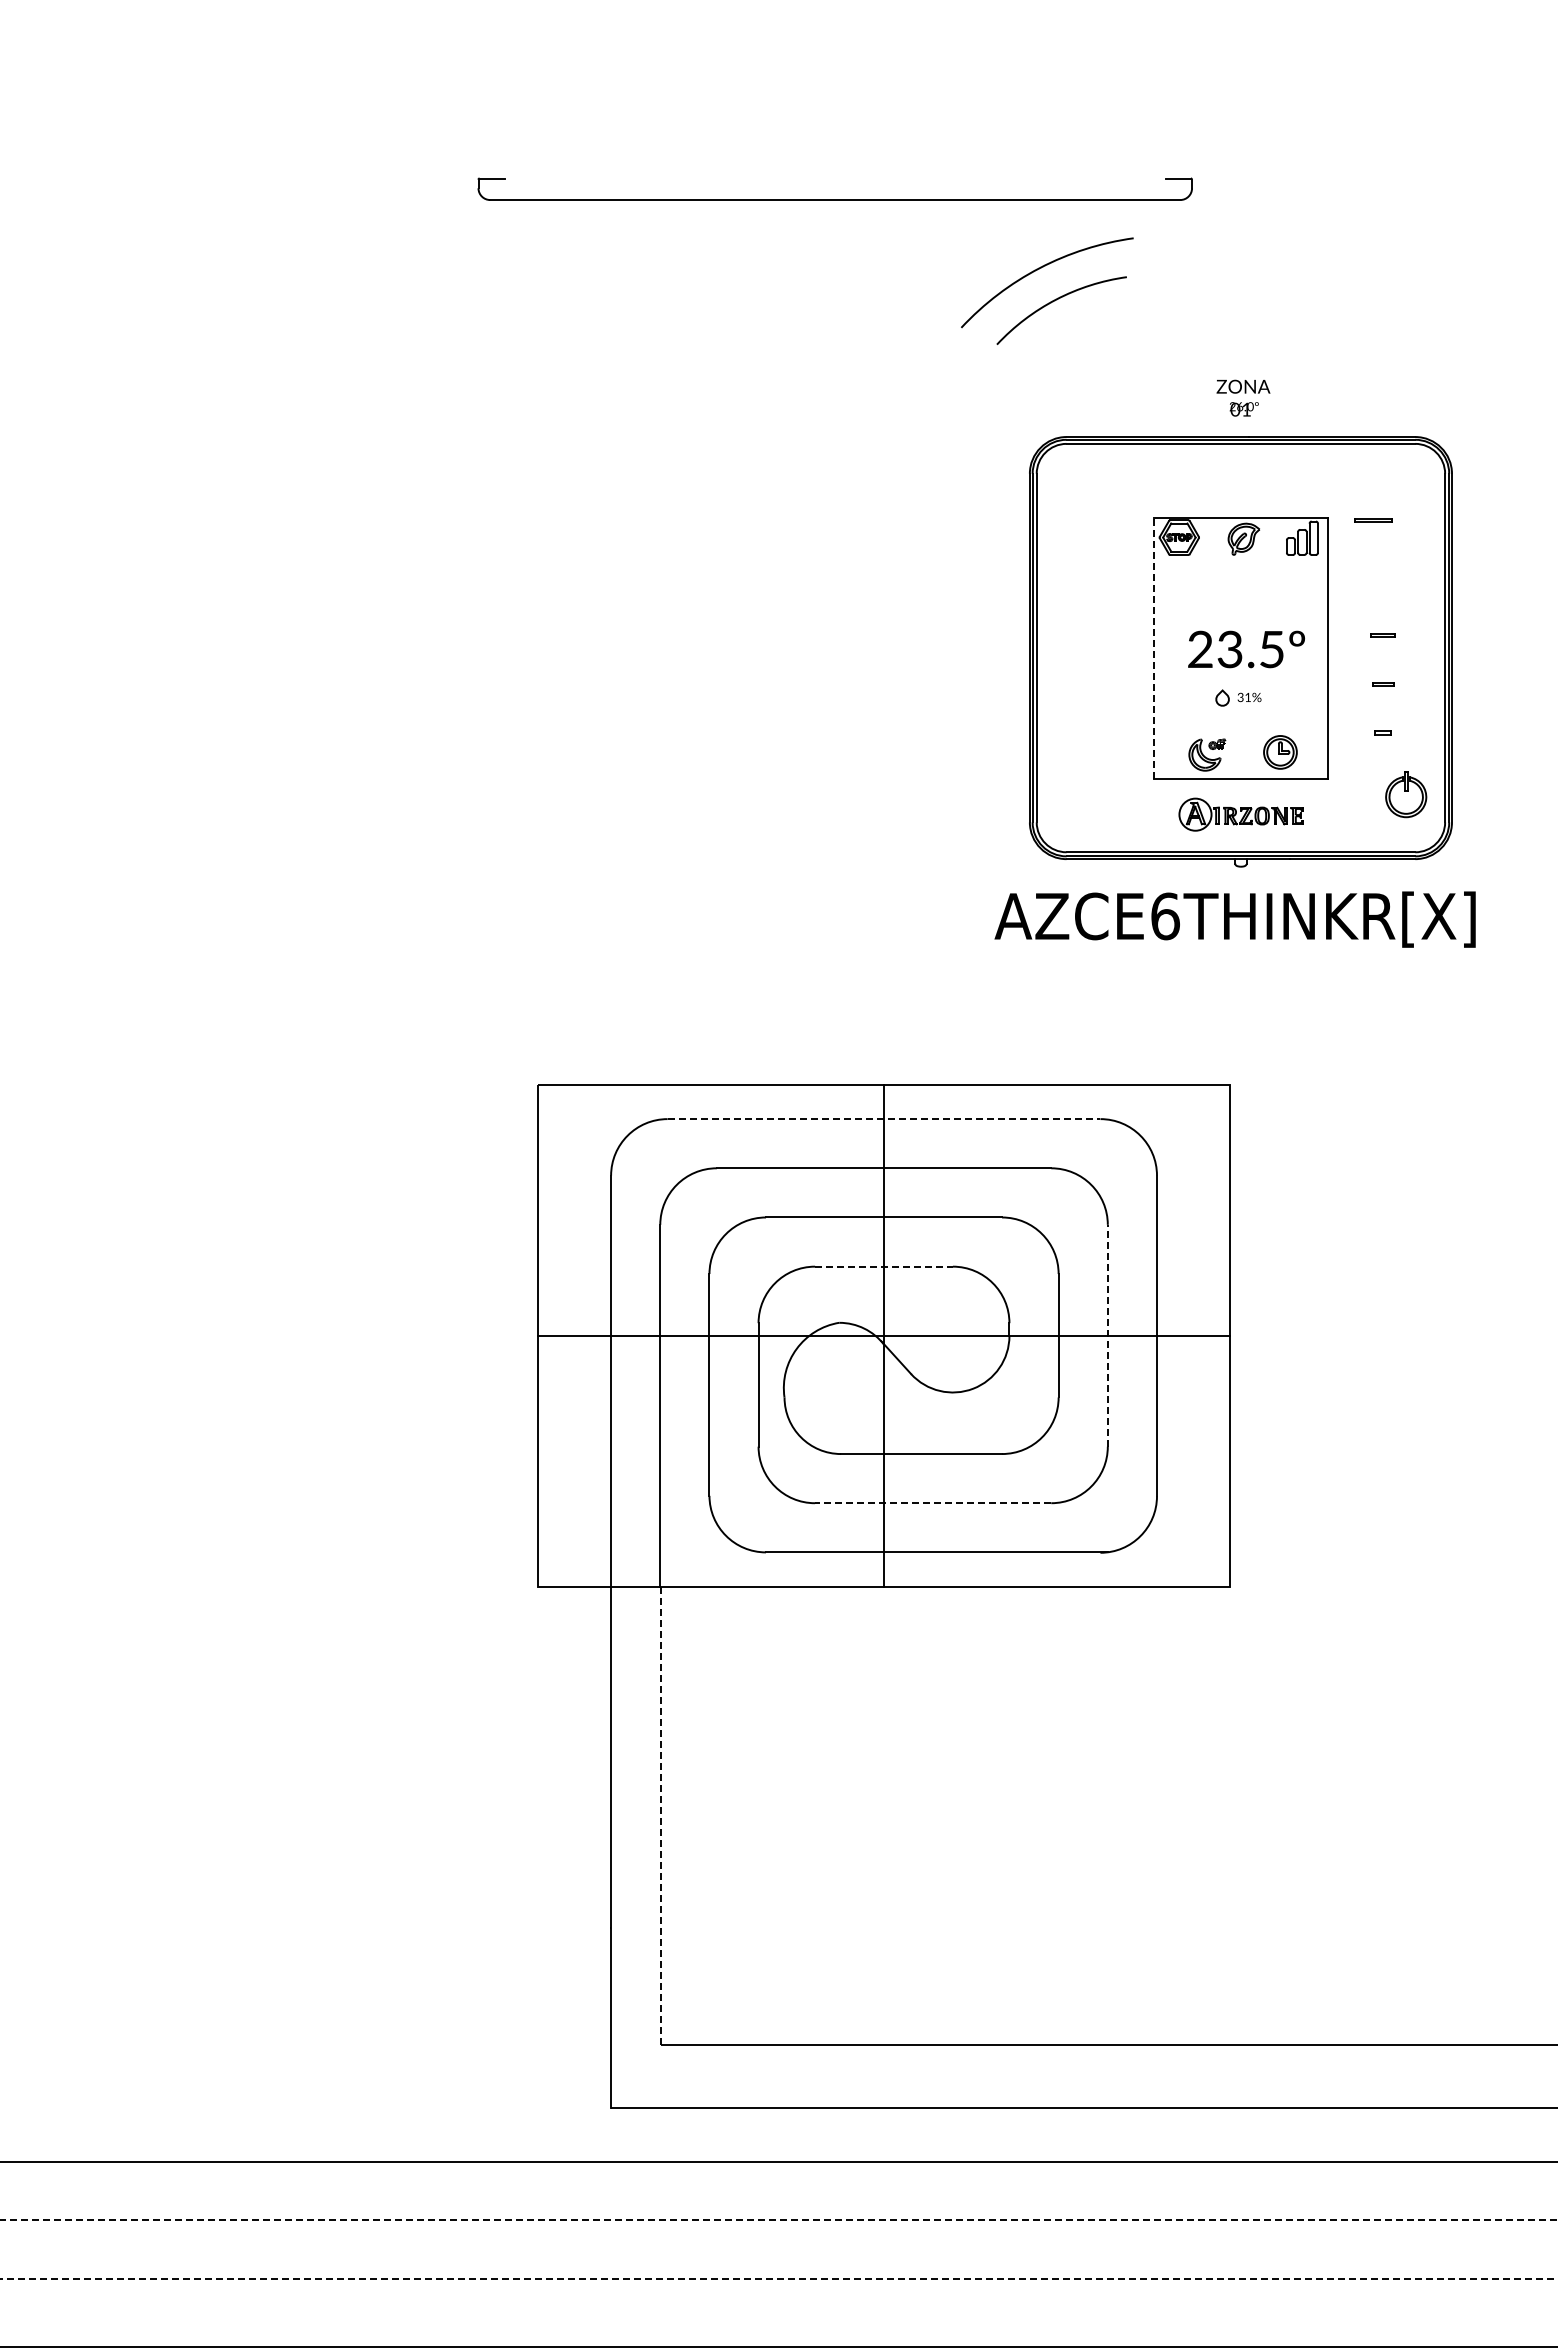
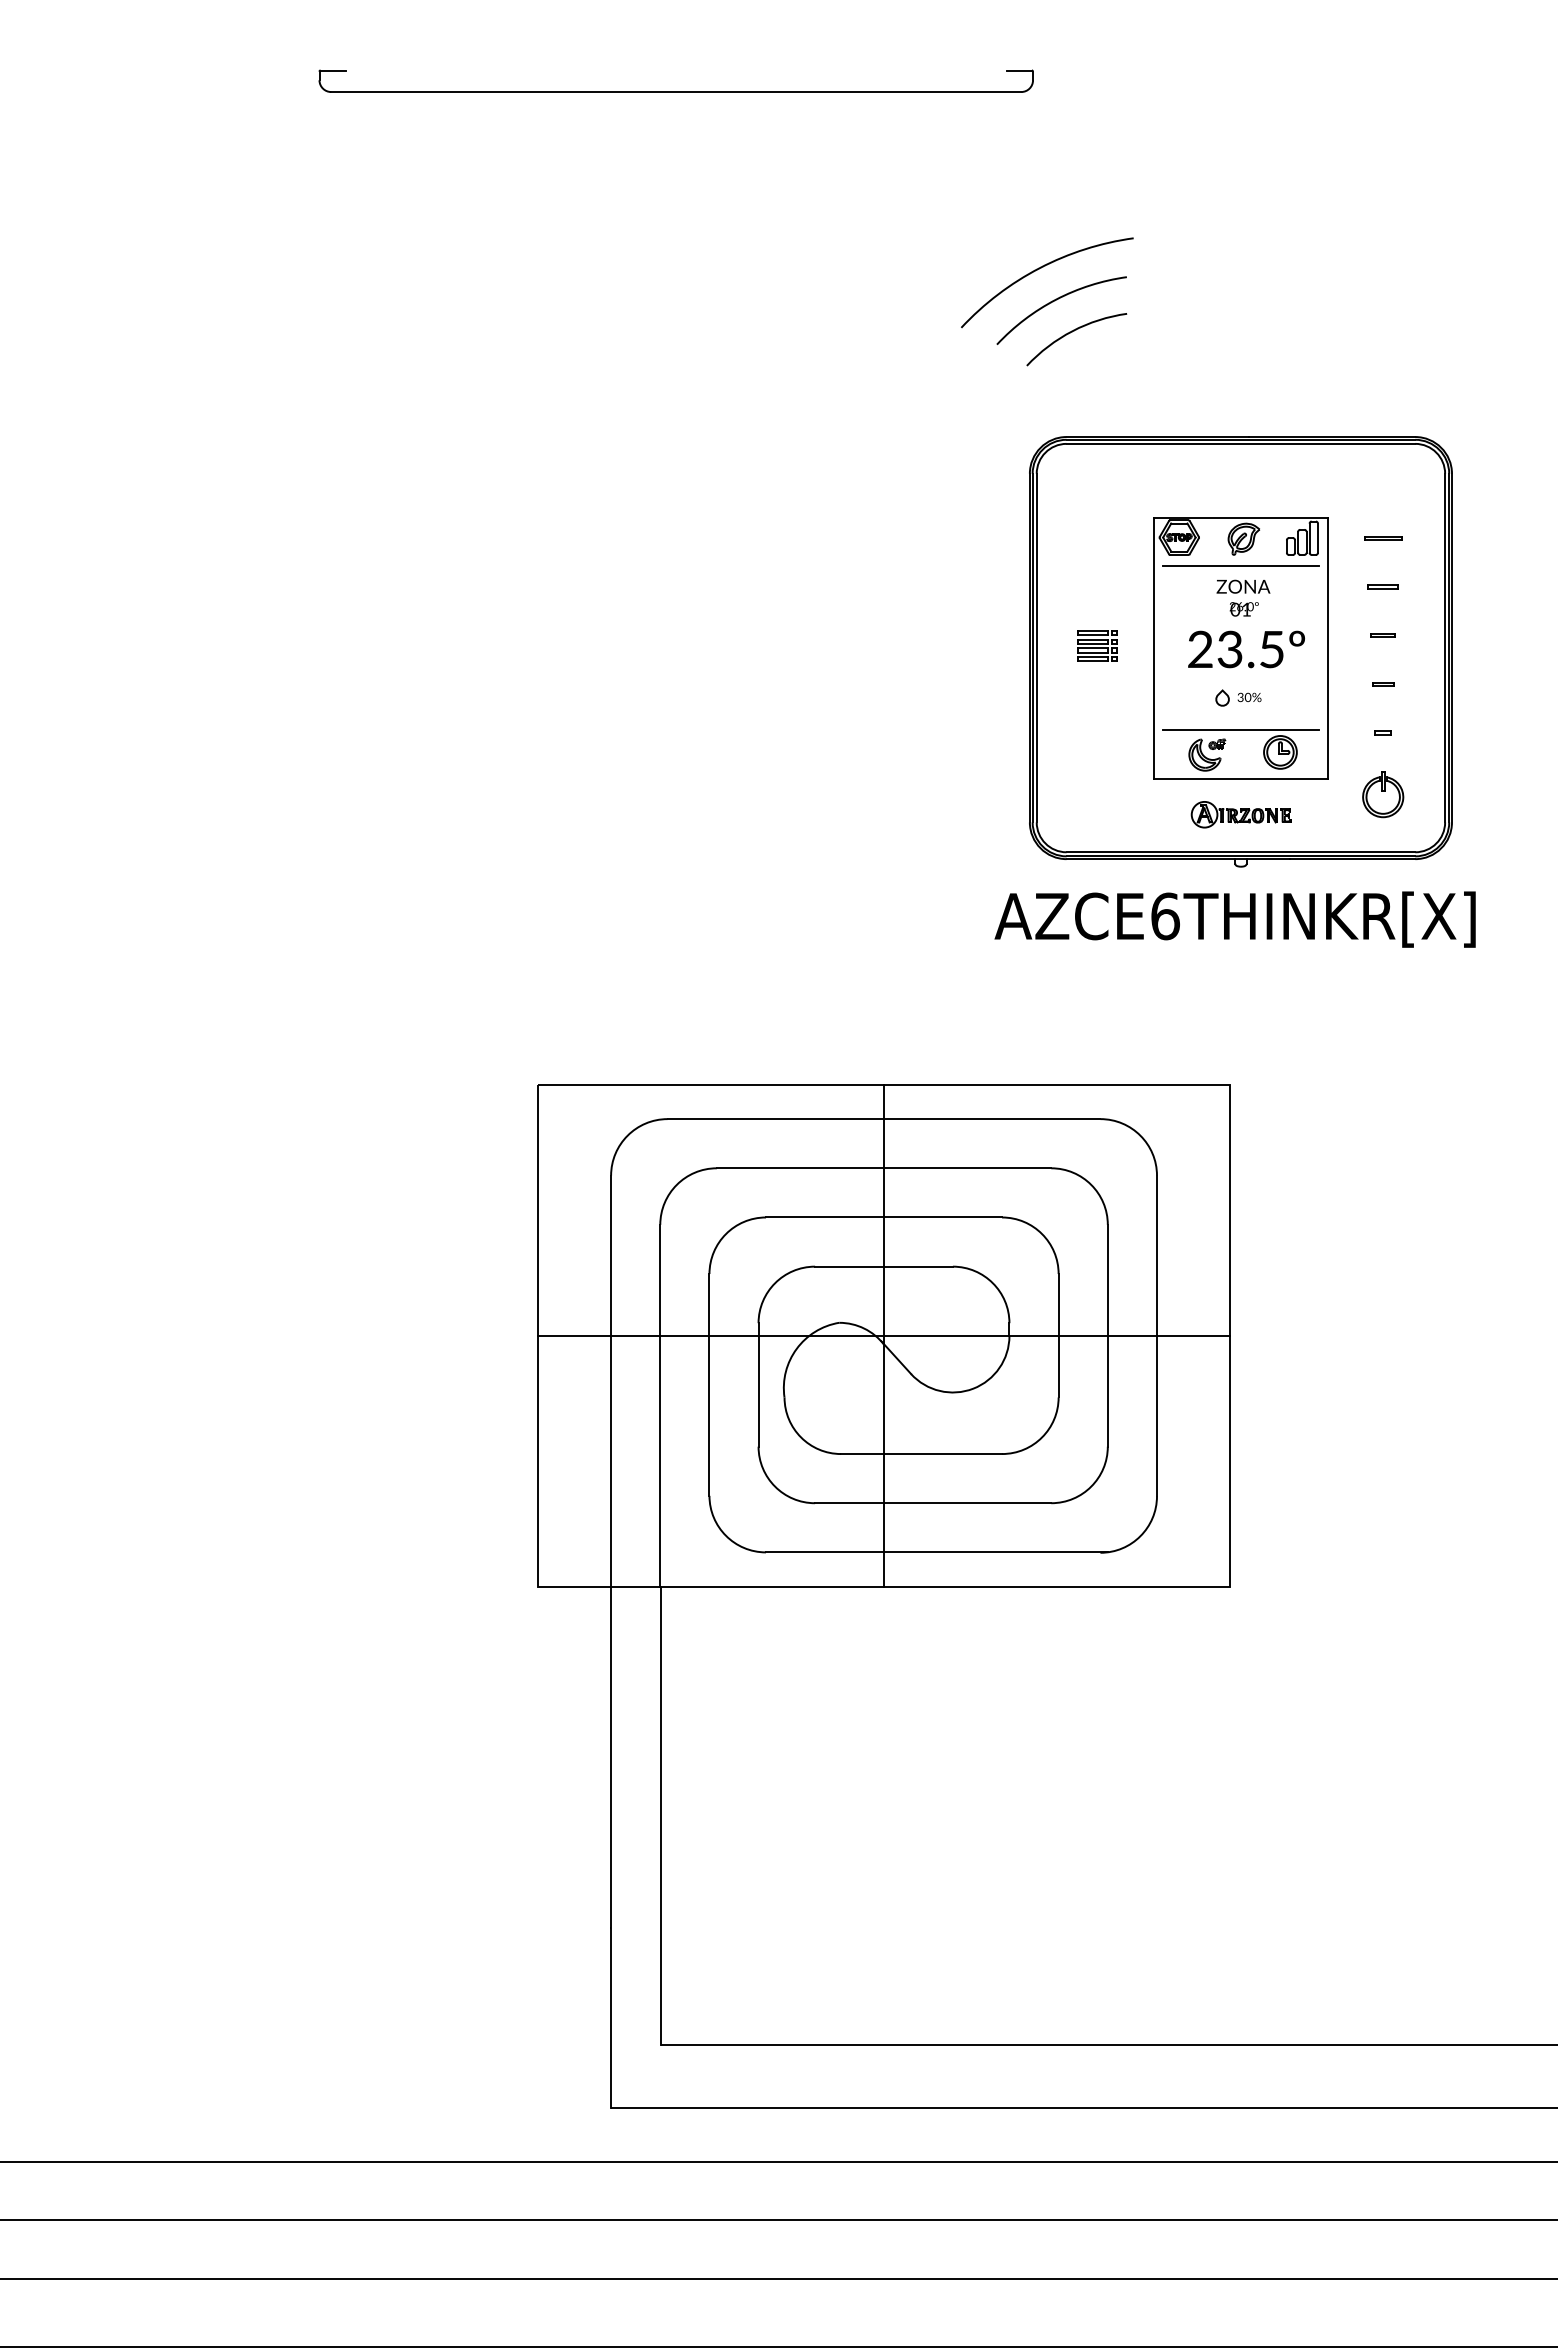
part position: (834, 199) -> (675, 91) (675, 91)
arc: none -> present (1072, 332)
text position: (1243, 397) -> (1243, 597) (1243, 597)
line position: (1373, 519) -> (1383, 537) (1383, 537)
line: none -> present (1240, 566)
part: none -> present (1382, 586)
part: none -> present (1097, 645)
line: dashed -> solid (1154, 648)
text: 31% -> 30% (1247, 696)
line: none -> present (1240, 730)
part position: (1406, 794) -> (1383, 794) (1383, 794)
part size: 126x35 px -> 102x28 px (1240, 814)
line: dashed -> solid (884, 1119)
line: dashed -> solid (884, 1266)
line: dashed -> solid (1107, 1335)
line: dashed -> solid (932, 1503)
line: dashed -> solid (660, 1815)
line: dashed -> solid (779, 2219)
line: dashed -> solid (779, 2279)
